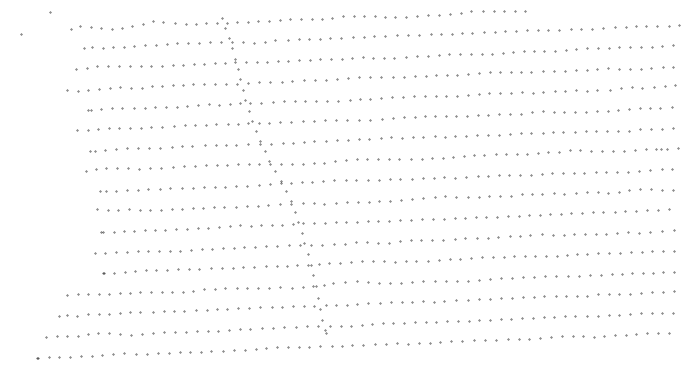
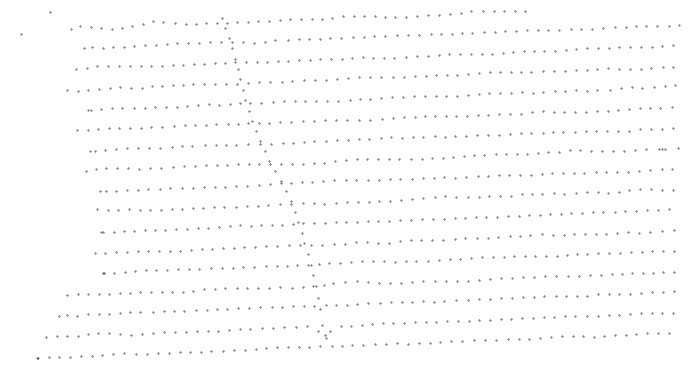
part size: 14x3 px -> 9x3 px (662, 149)
part position: (324, 326) -> (324, 331) (324, 331)
